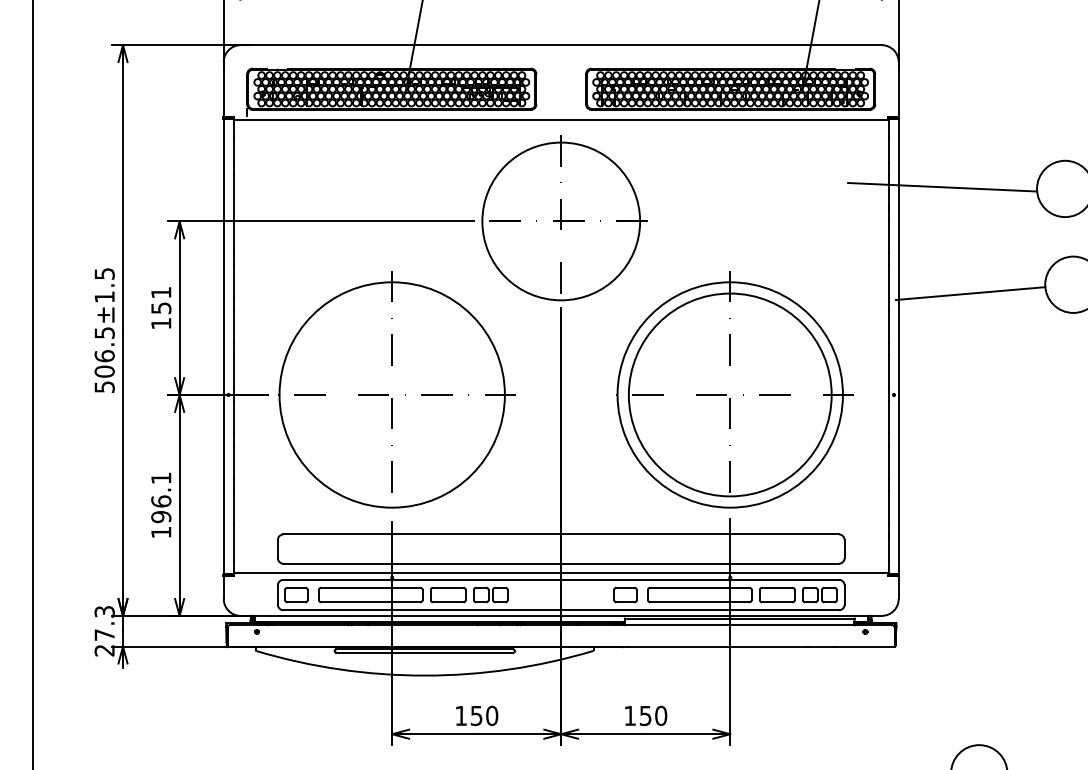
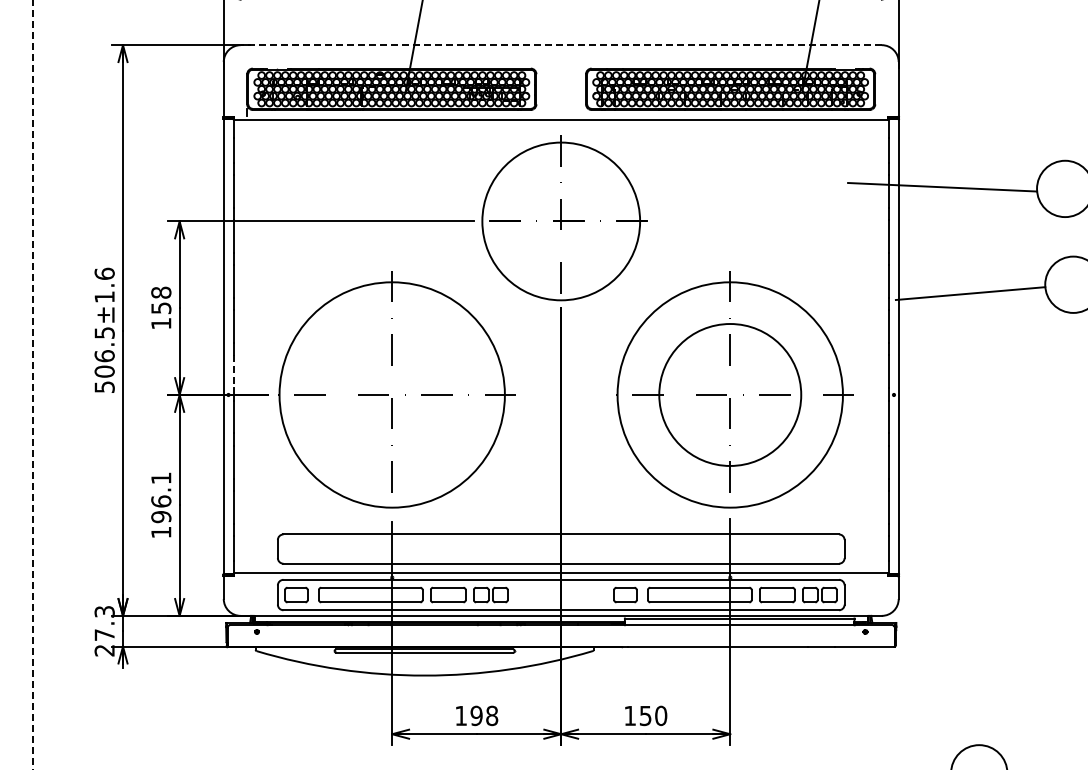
line: solid -> dashed (561, 45)
text: 506.5±1.5 -> 506.5±1.6 (104, 273)
text: 151 -> 158 (161, 292)
line: solid -> dashed (233, 372)
line: solid -> dashed (32, 385)
circle diameter: 203 px -> 142 px (730, 394)
text: 150 -> 198 (484, 715)
